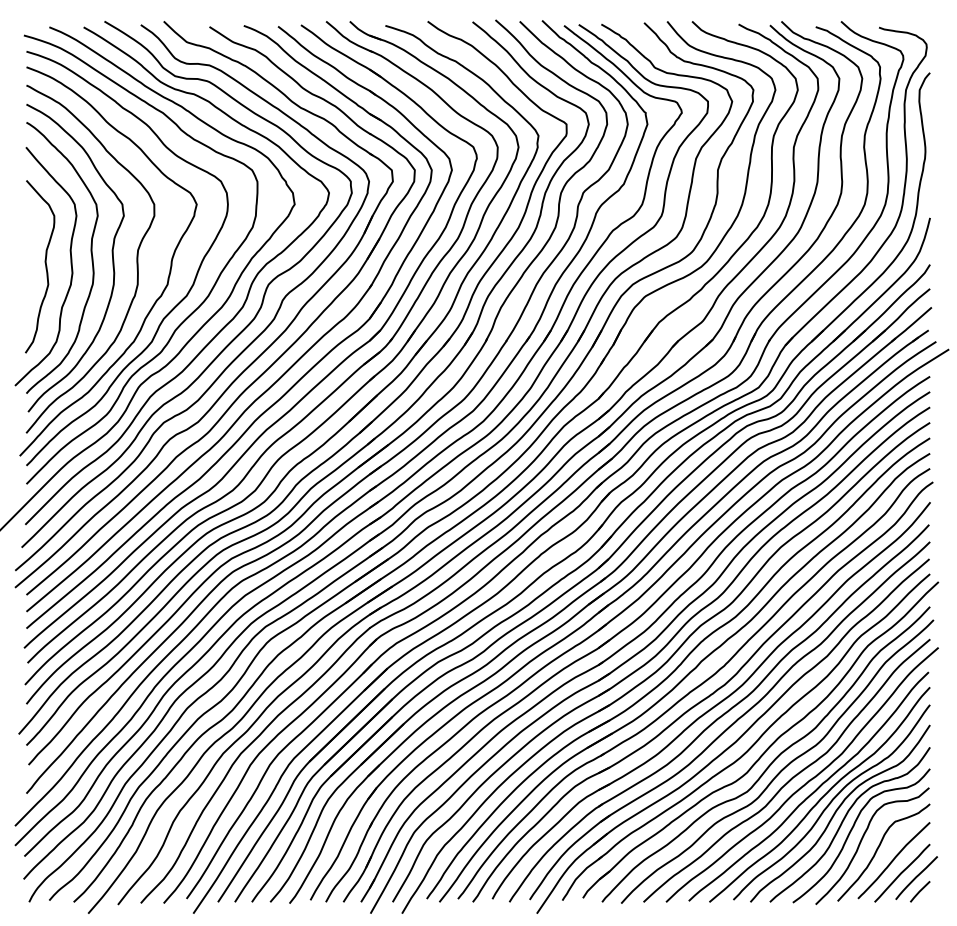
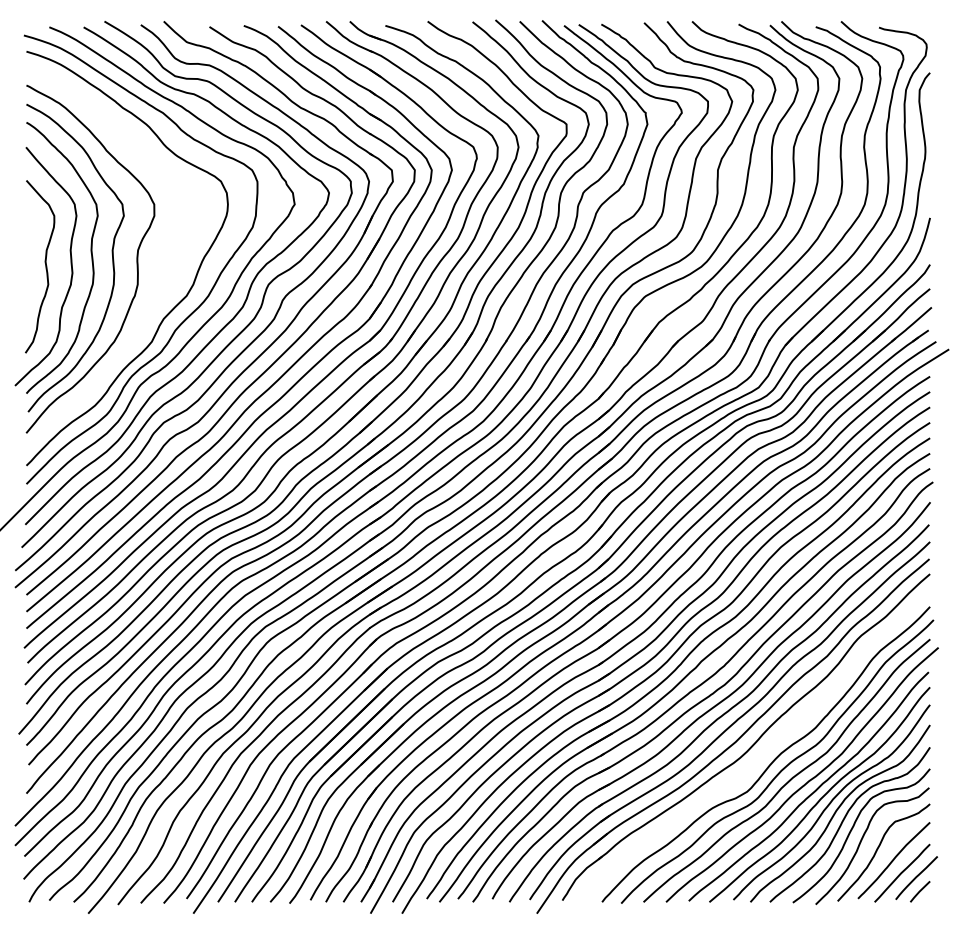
curve: present -> none (155, 300)
part: present -> none (768, 746)
